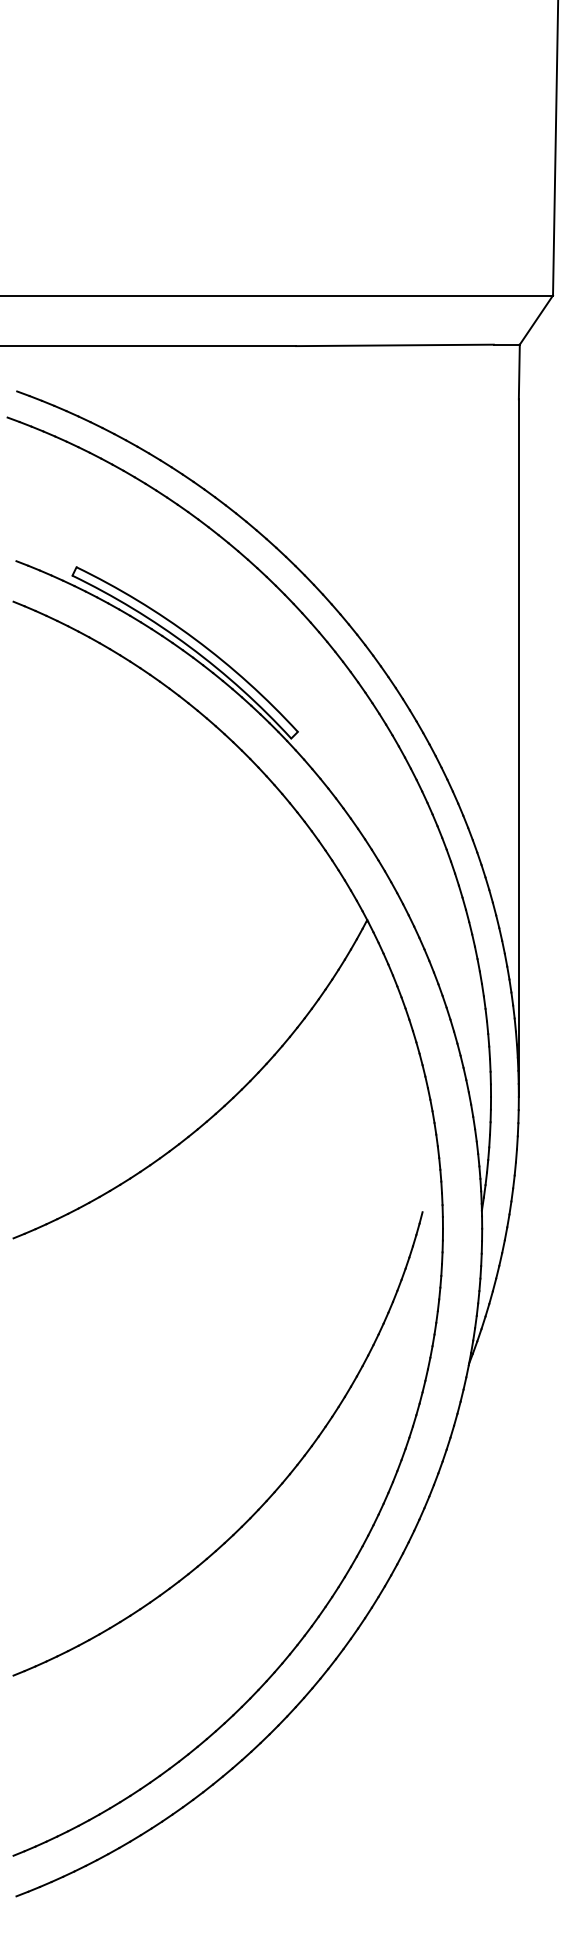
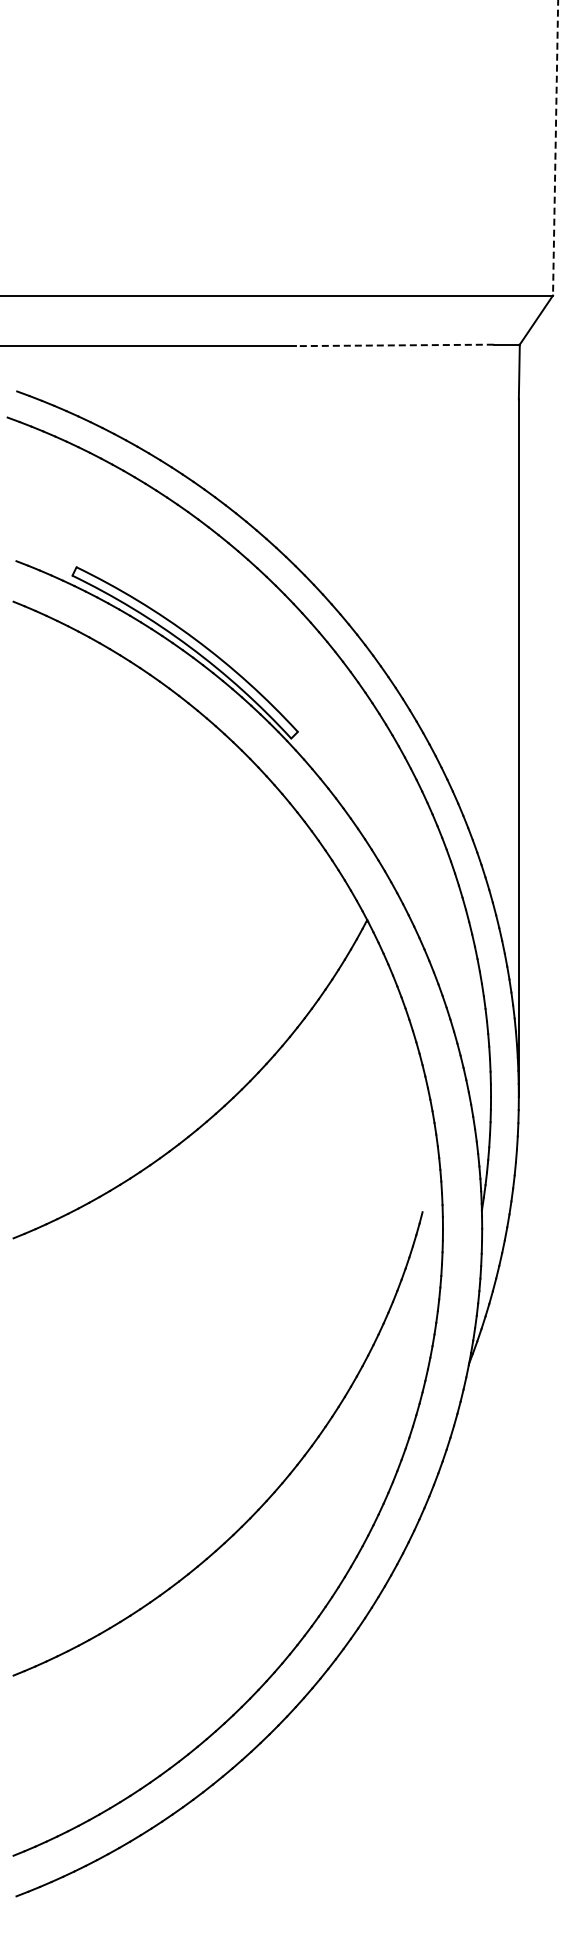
line: solid -> dashed (555, 148)
line: solid -> dashed (395, 345)
